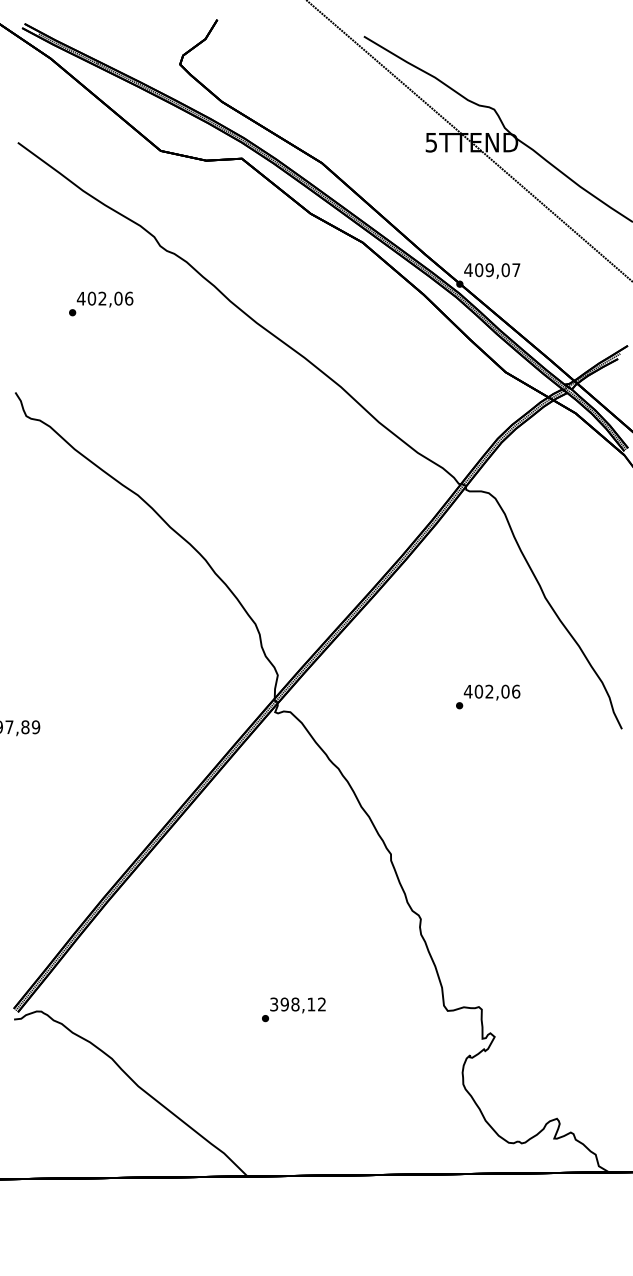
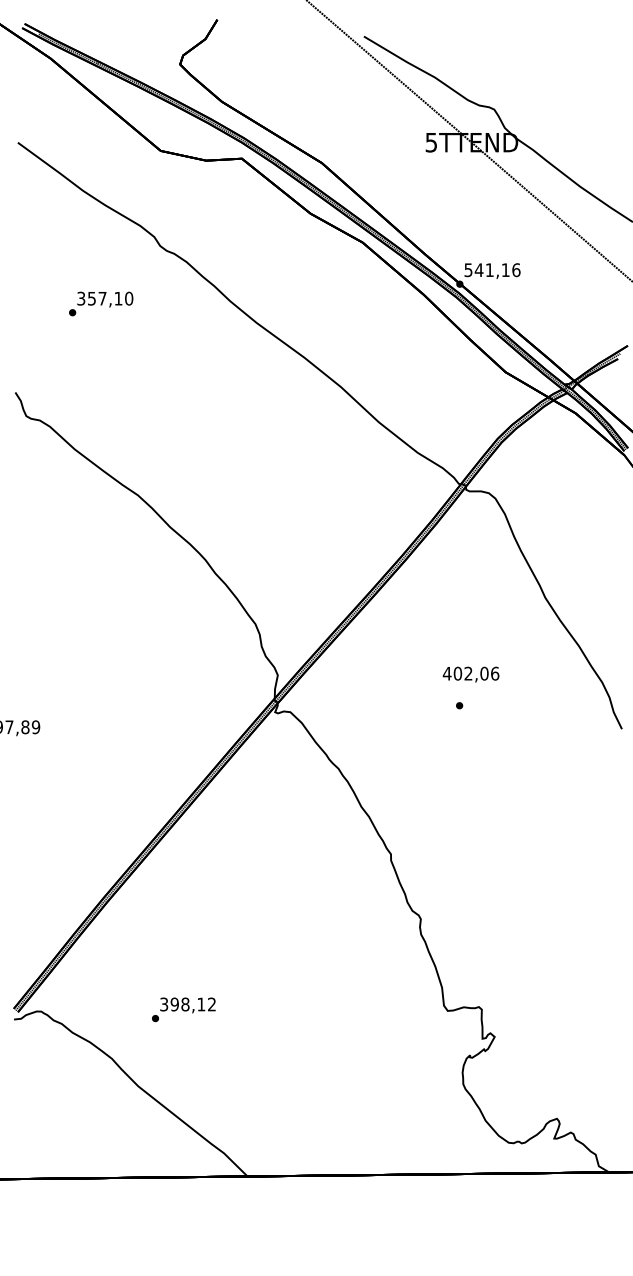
text: 409,07 -> 541,16 (492, 270)
text: 402,06 -> 357,10 (104, 298)
text position: (491, 692) -> (470, 674) (470, 674)
text position: (293, 1009) -> (183, 1009) (183, 1009)
